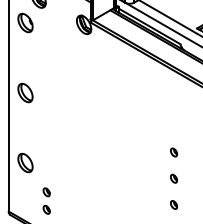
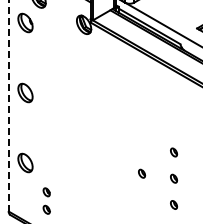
line: present -> none (170, 18)
line: solid -> dashed (8, 105)
part: none -> present (142, 173)
